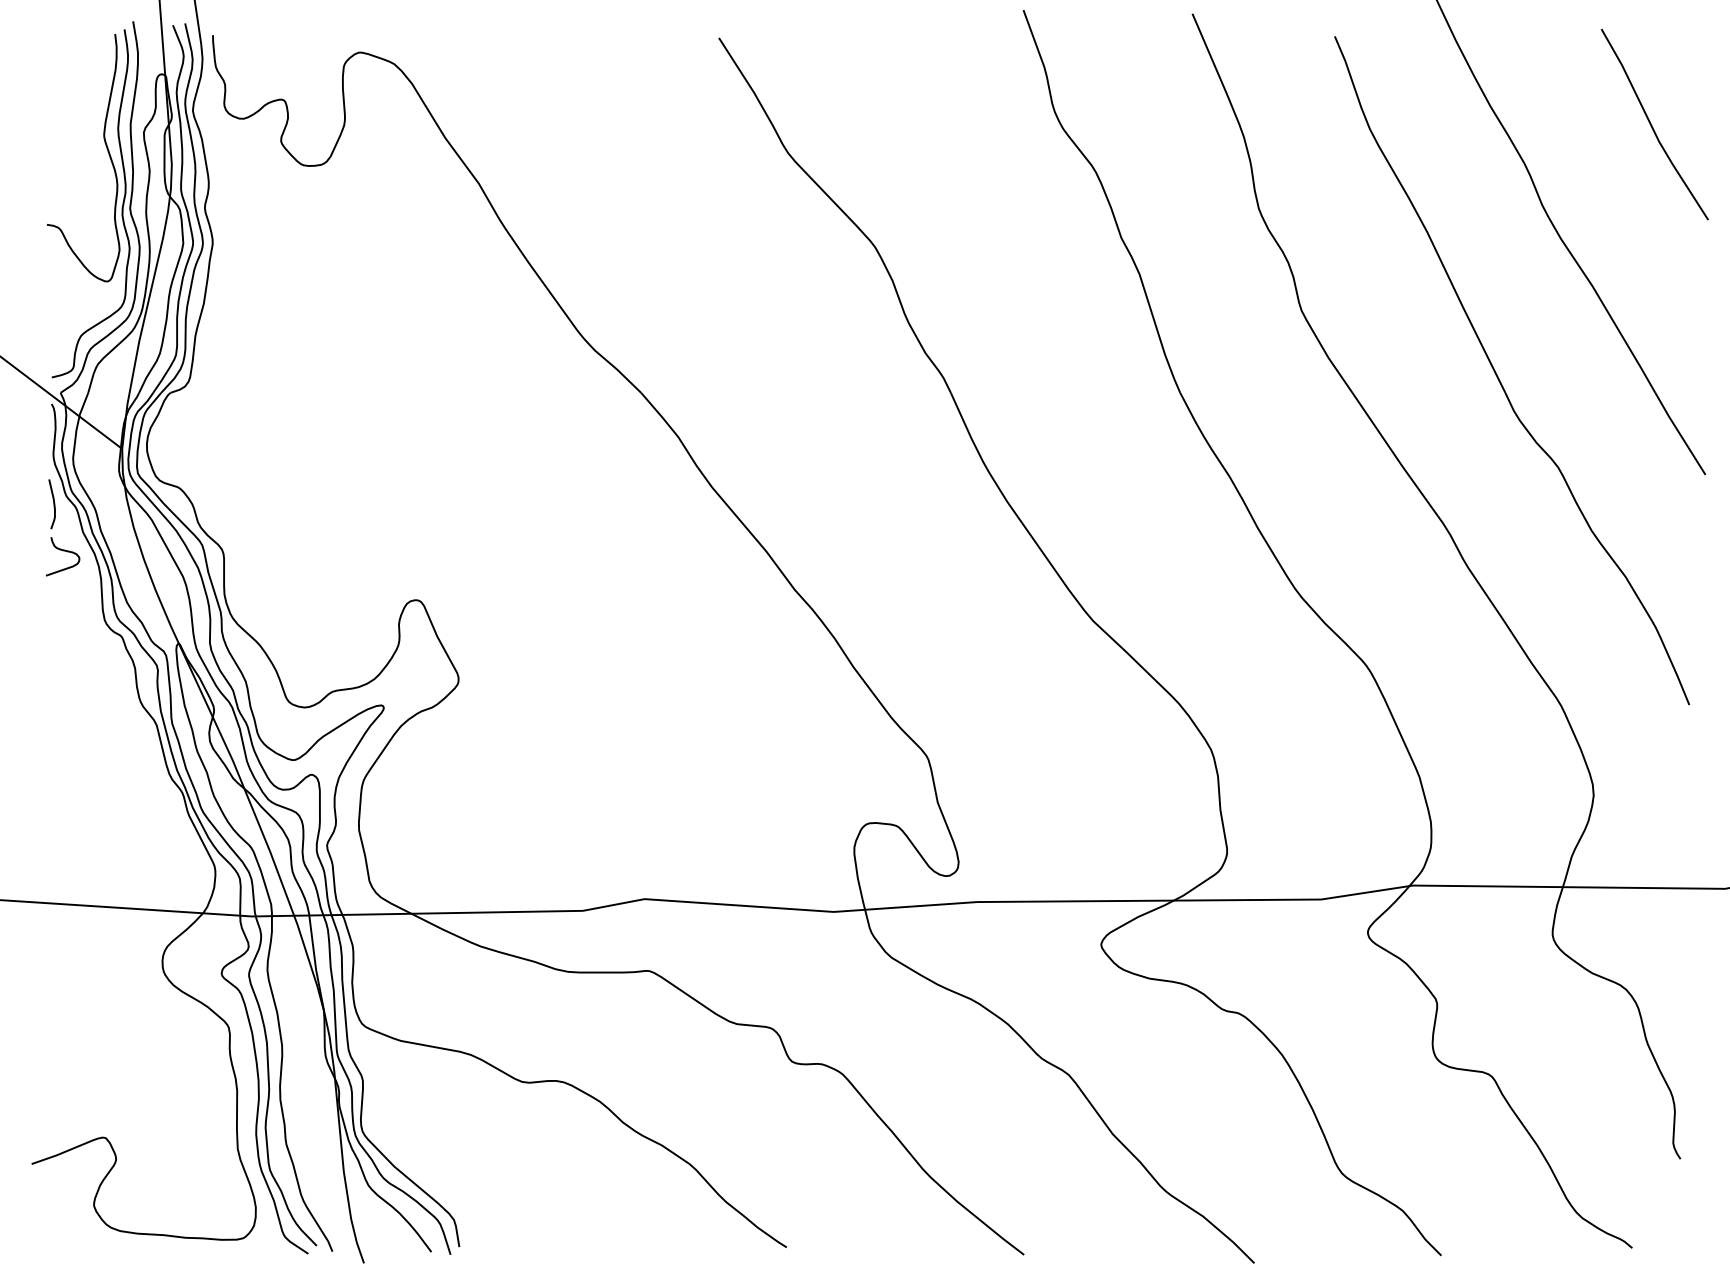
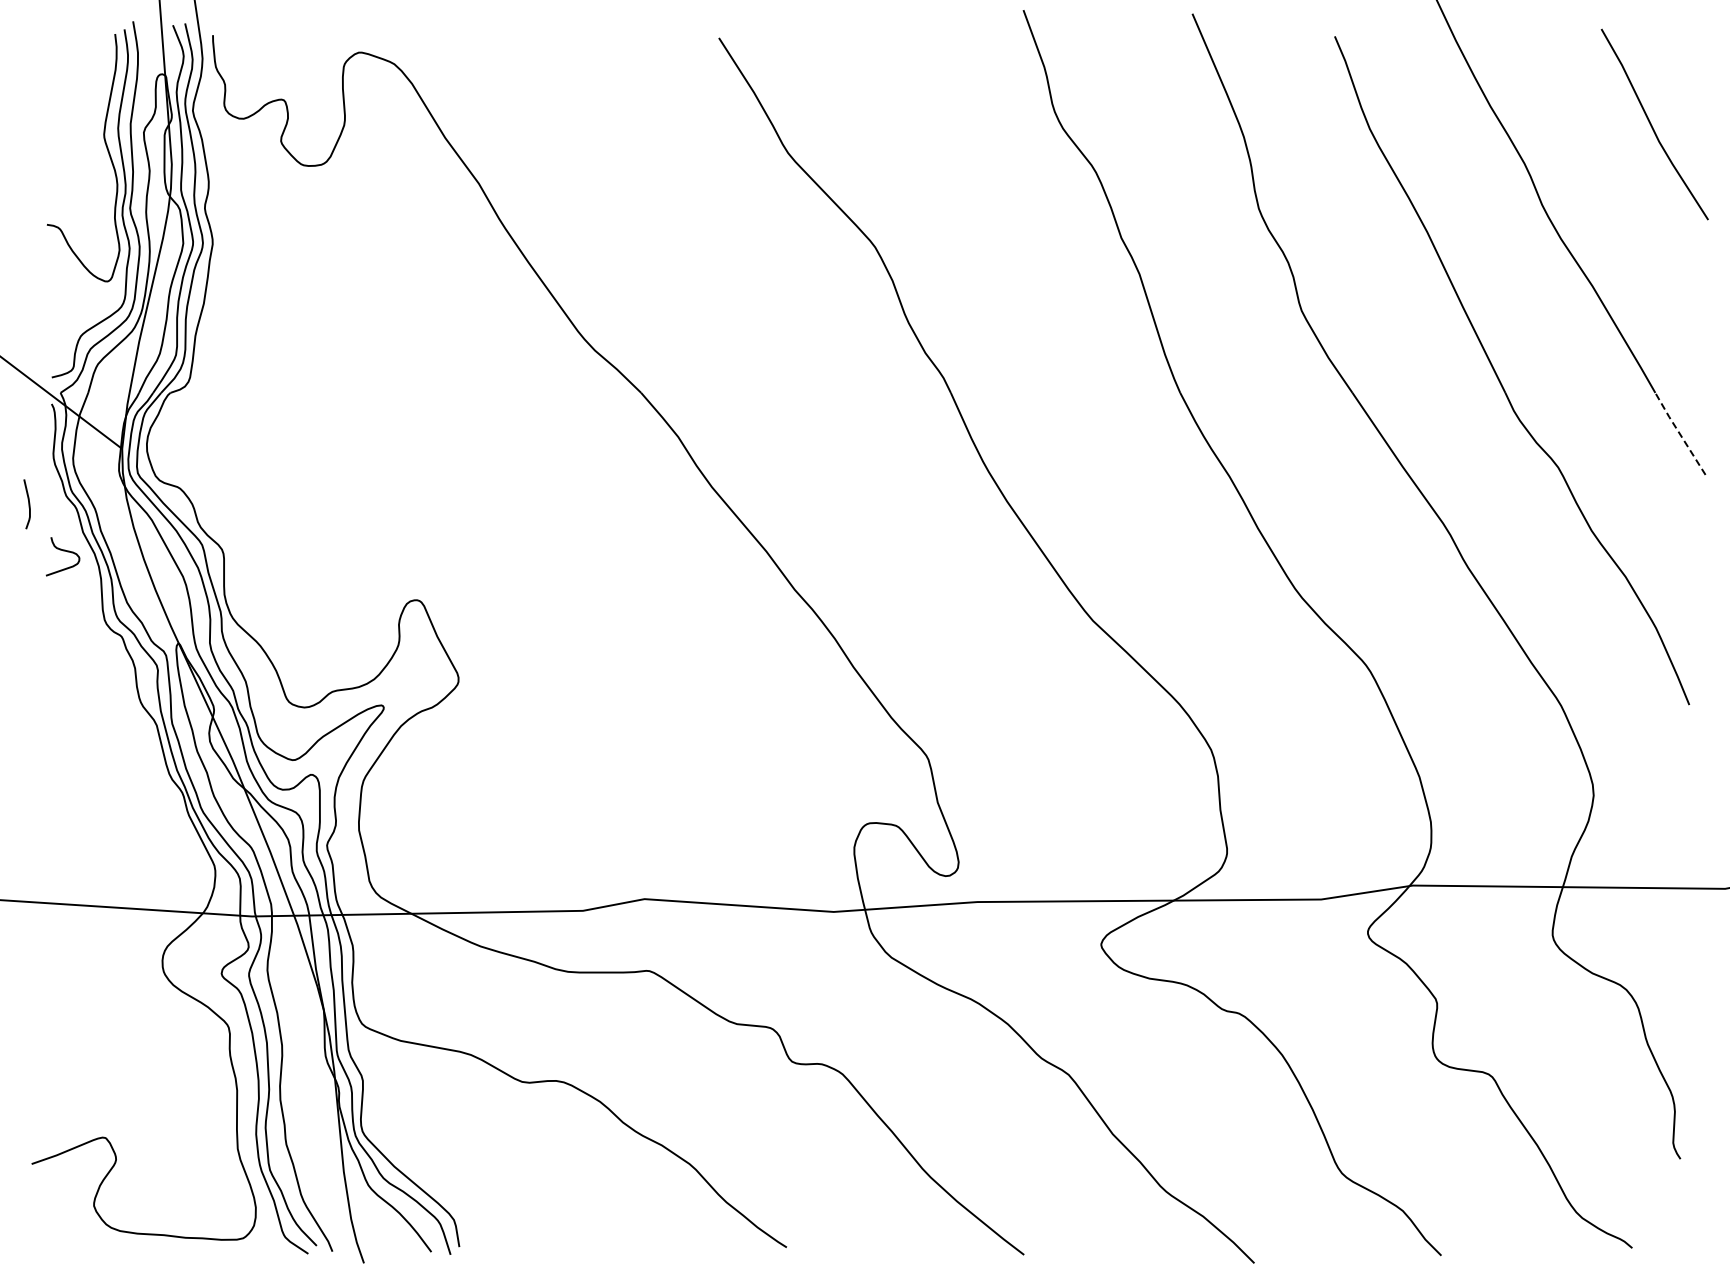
line: solid -> dashed (1679, 433)
curve position: (53, 504) -> (28, 504) (28, 504)
